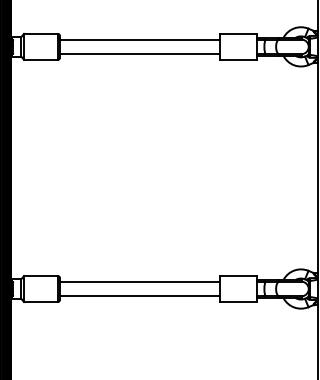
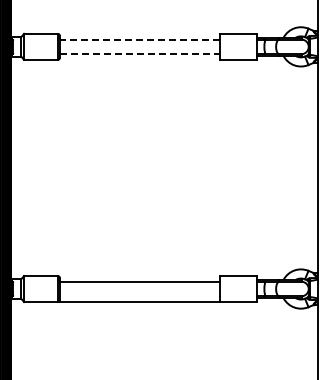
line: solid -> dashed (139, 39)
line: solid -> dashed (140, 54)
line position: (139, 296) -> (139, 302) (139, 302)
